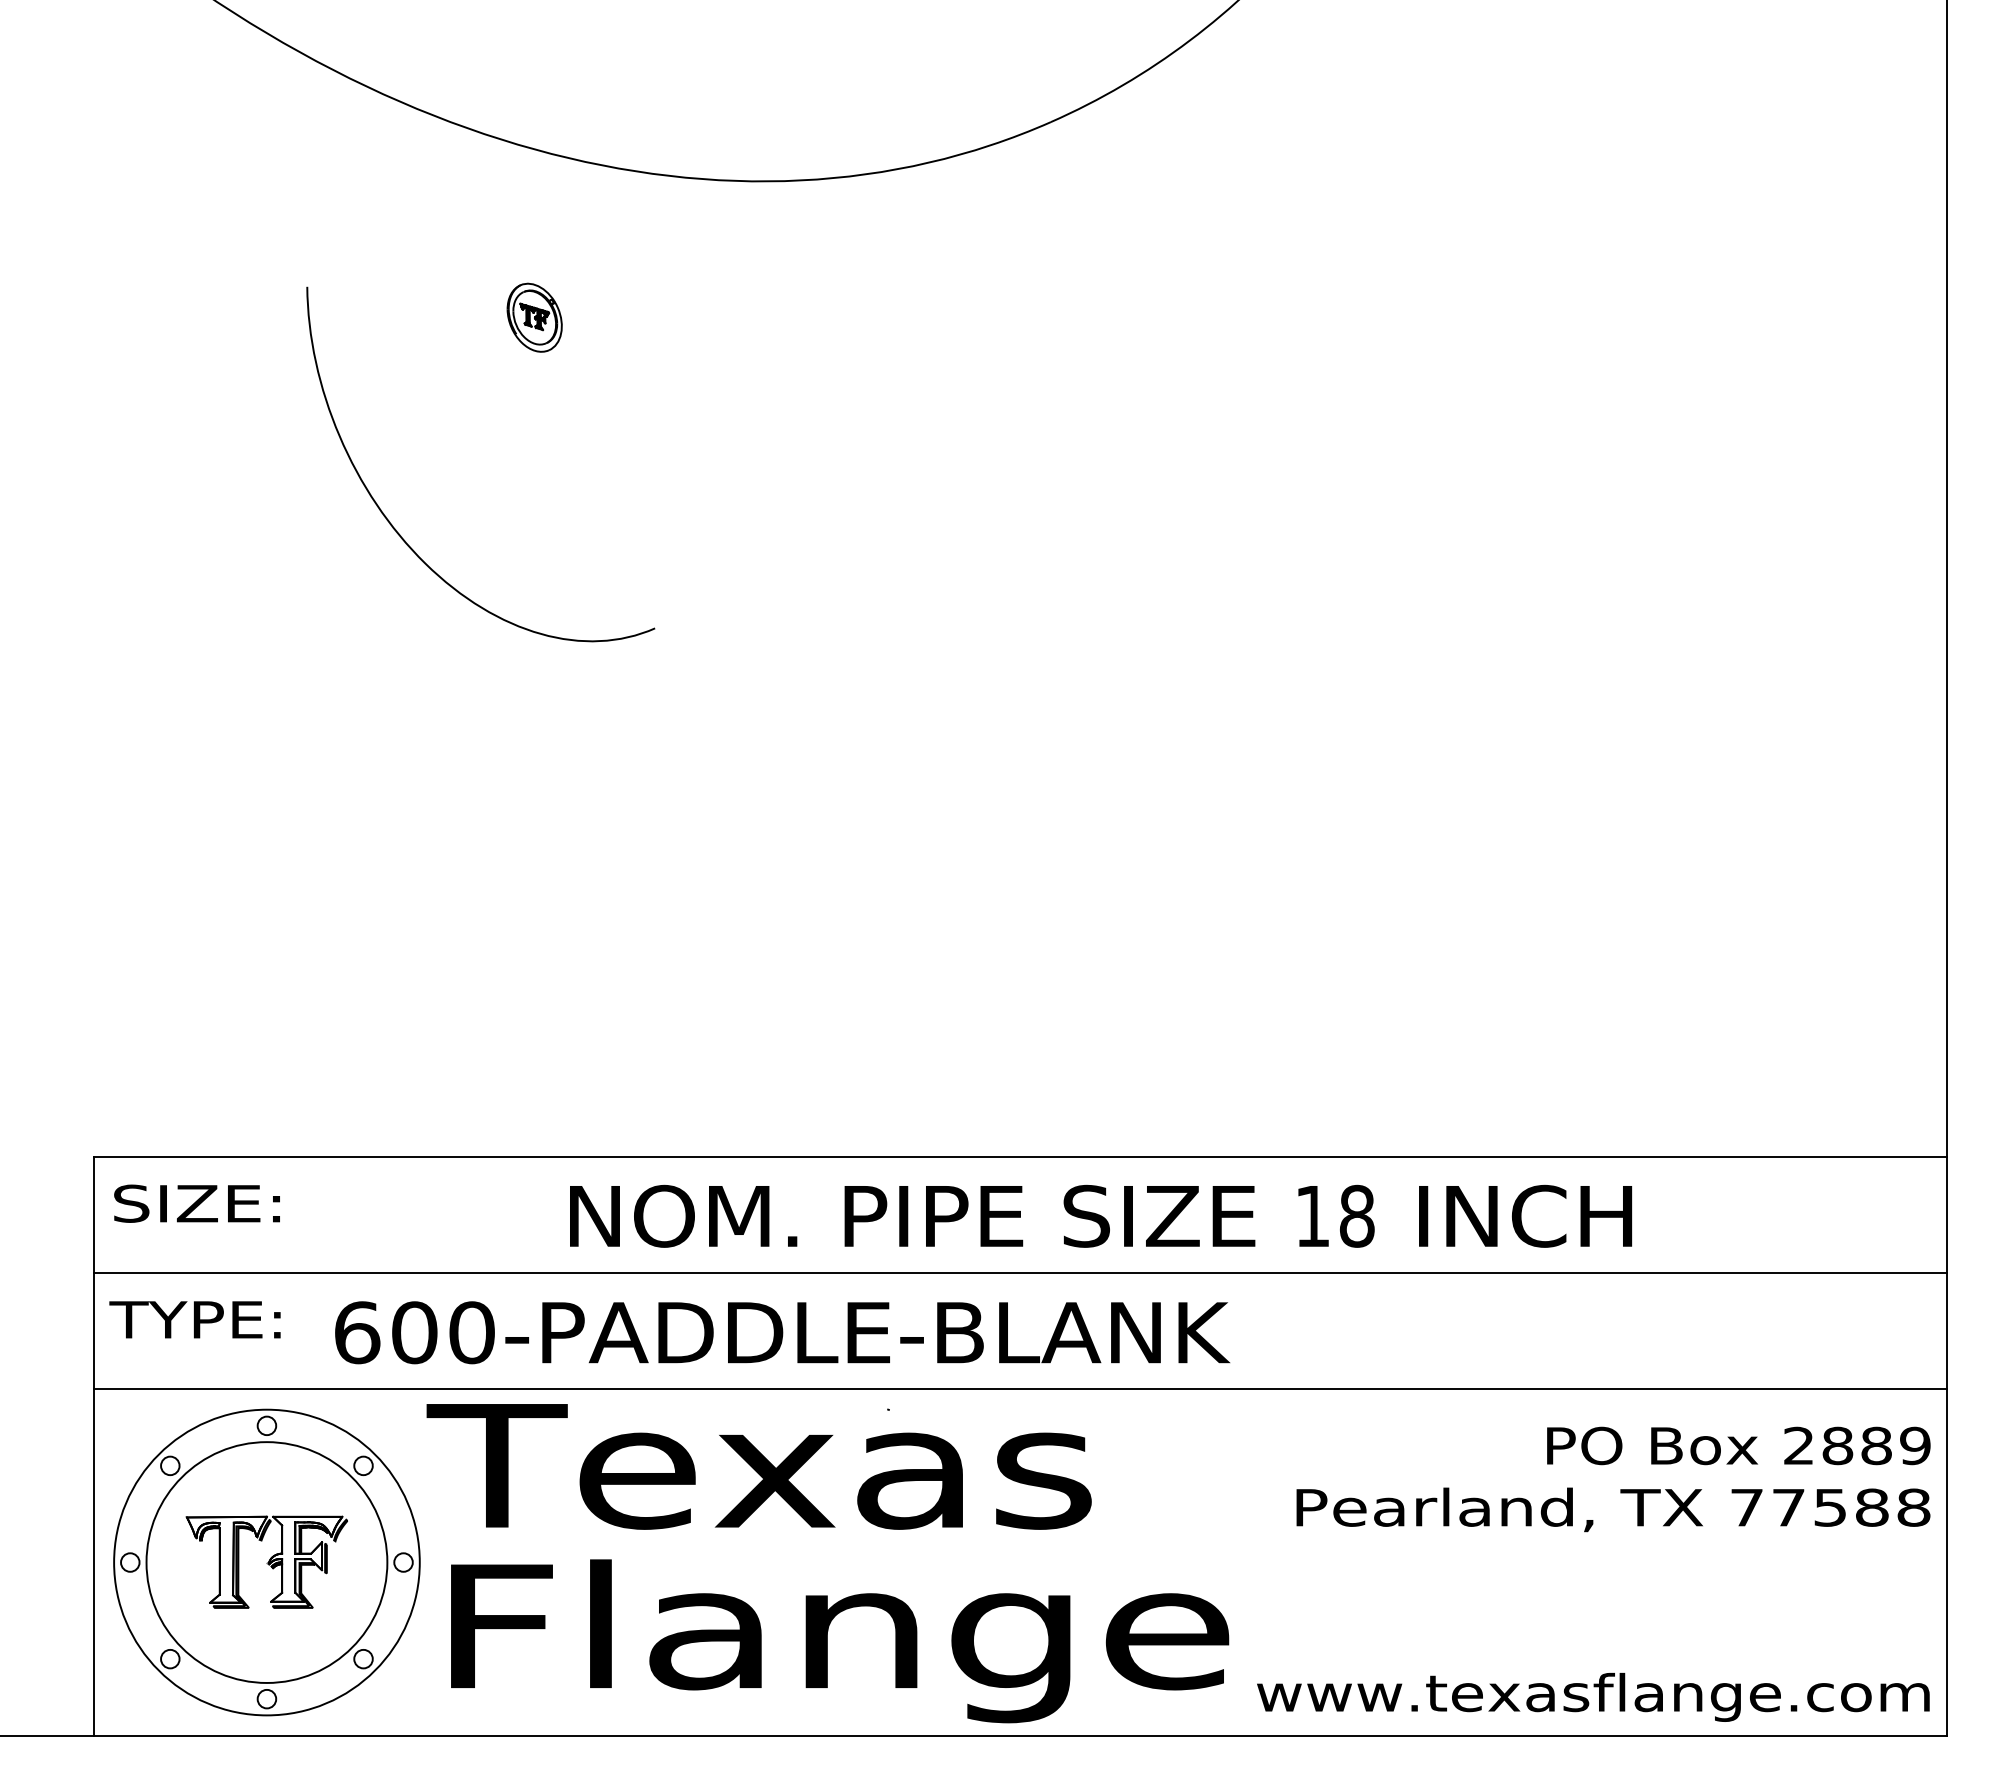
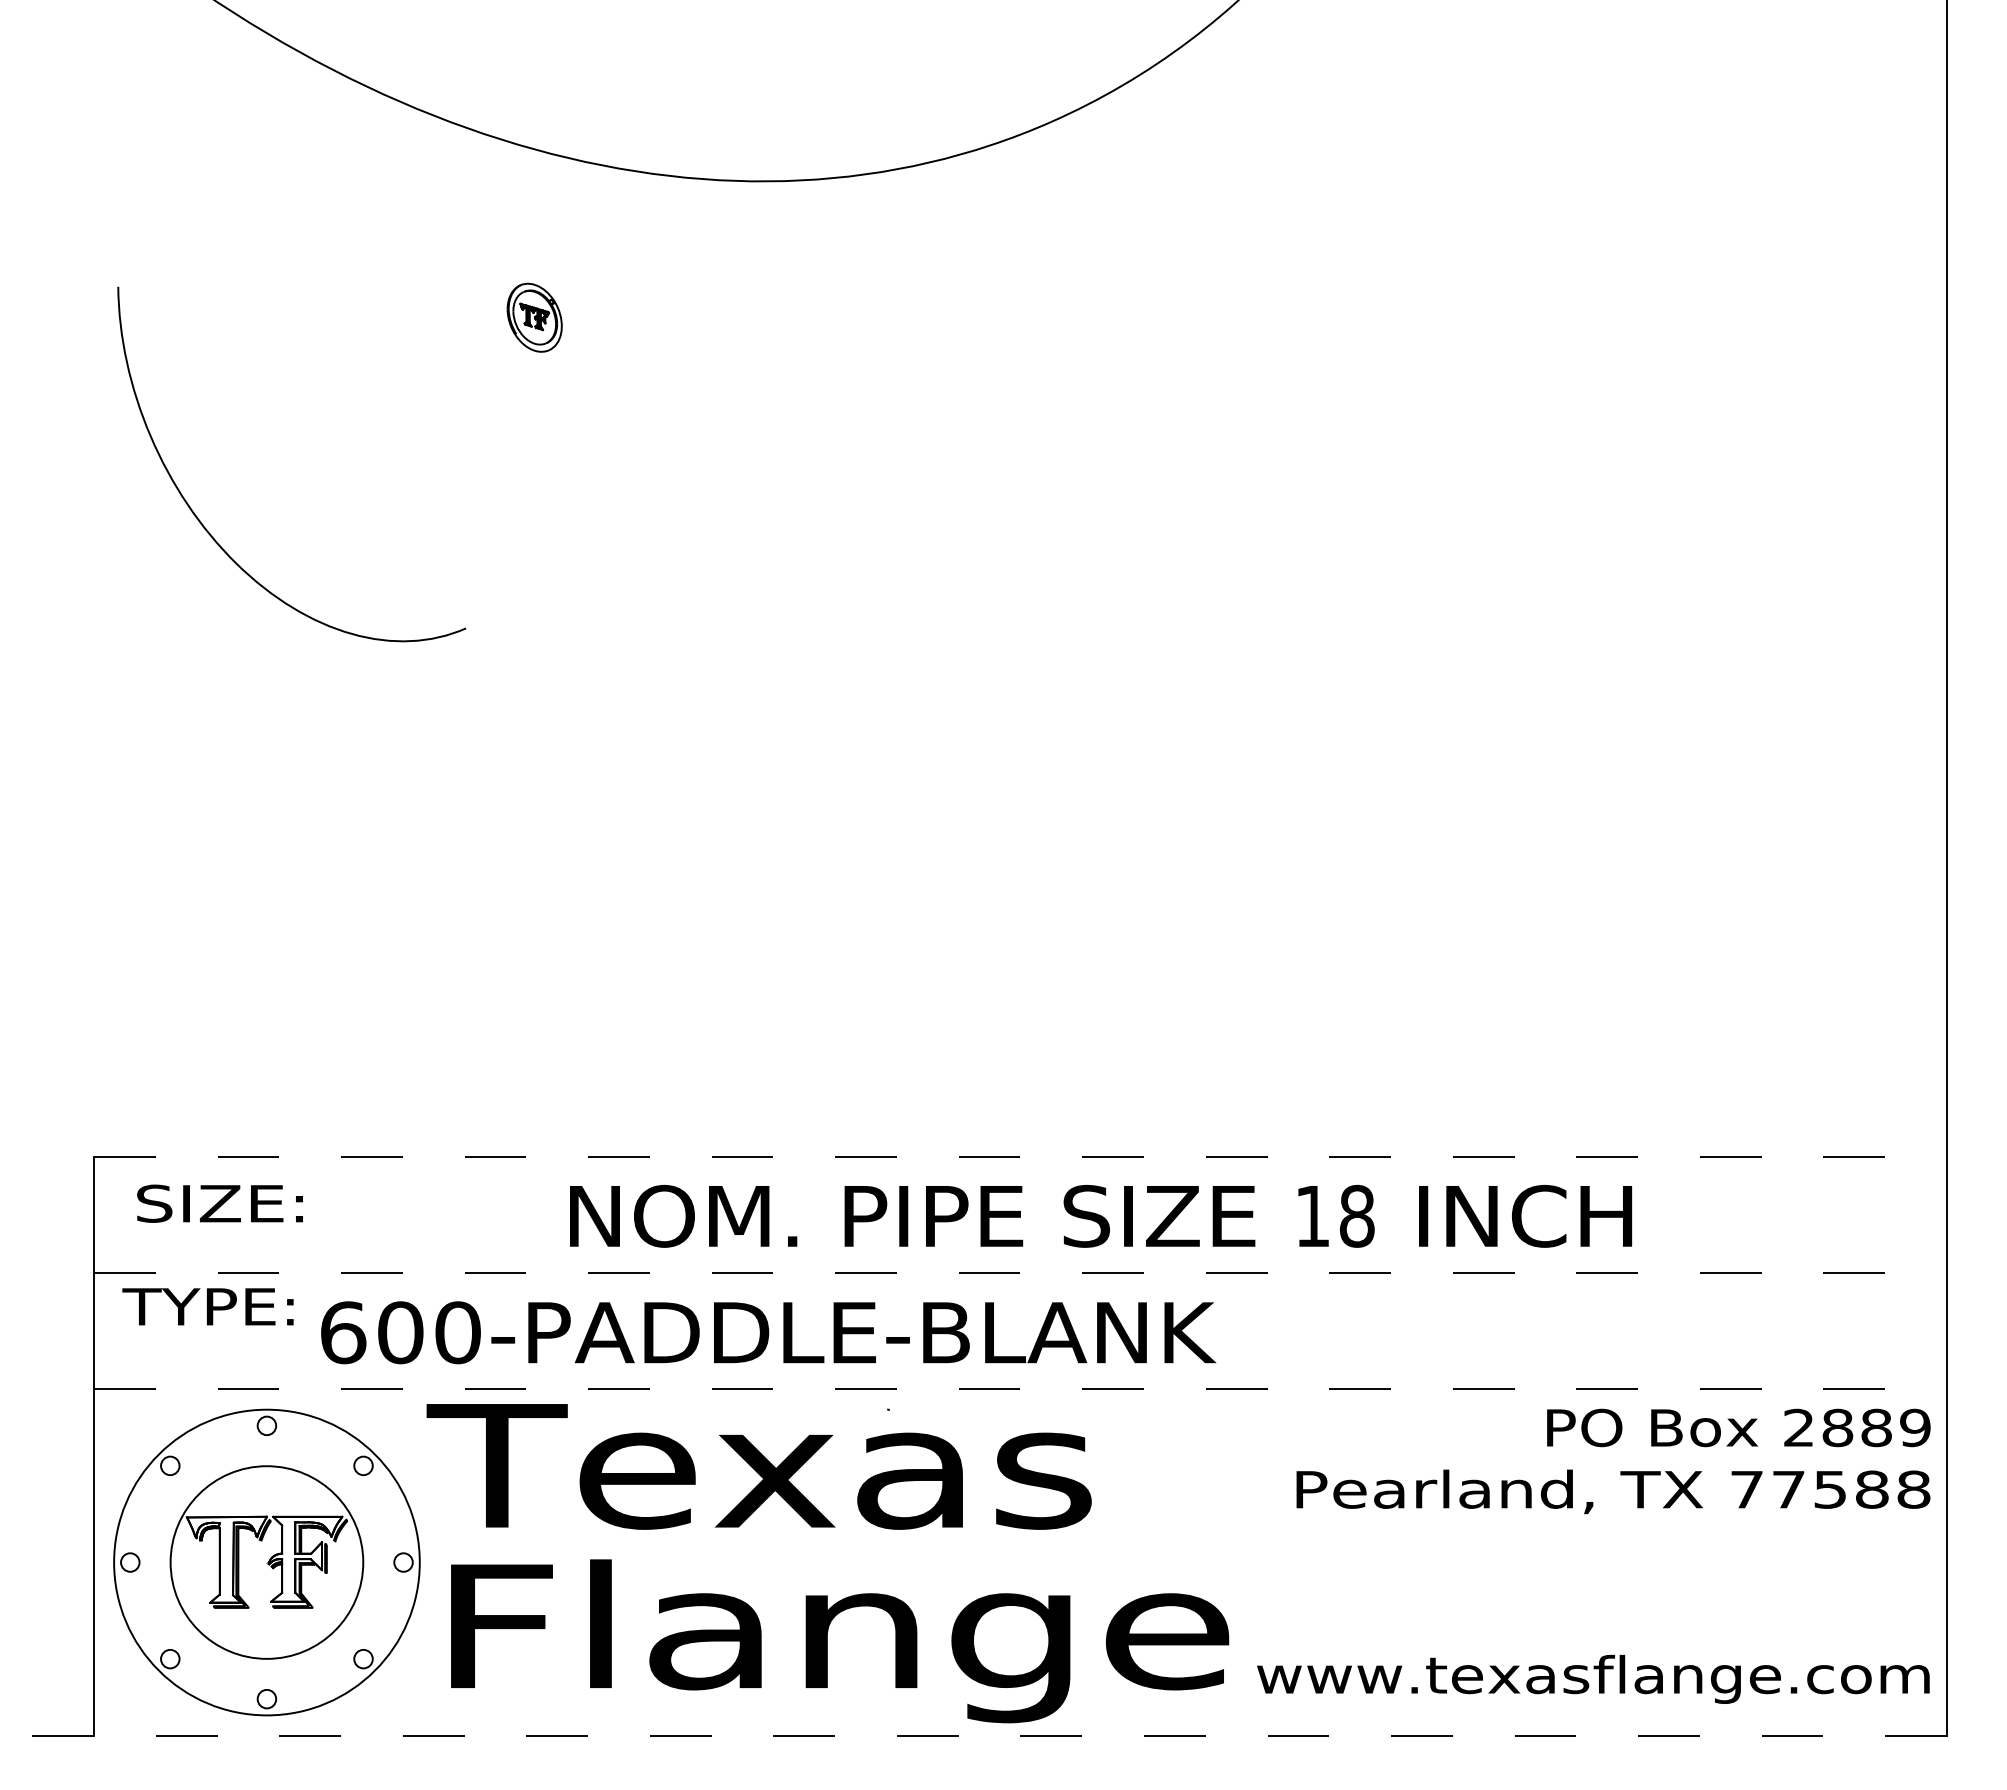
curve position: (396, 529) -> (207, 529) (207, 529)
line: solid -> dashed (1020, 1157)
text position: (196, 1203) -> (219, 1203) (219, 1203)
line: solid -> dashed (1020, 1273)
text position: (194, 1319) -> (207, 1306) (207, 1306)
text position: (782, 1332) -> (768, 1332) (768, 1332)
line: solid -> dashed (1020, 1388)
circle diameter: 241 px -> 193 px (266, 1562)
text position: (1593, 1573) -> (1593, 1555) (1593, 1555)
line: solid -> dashed (974, 1736)
